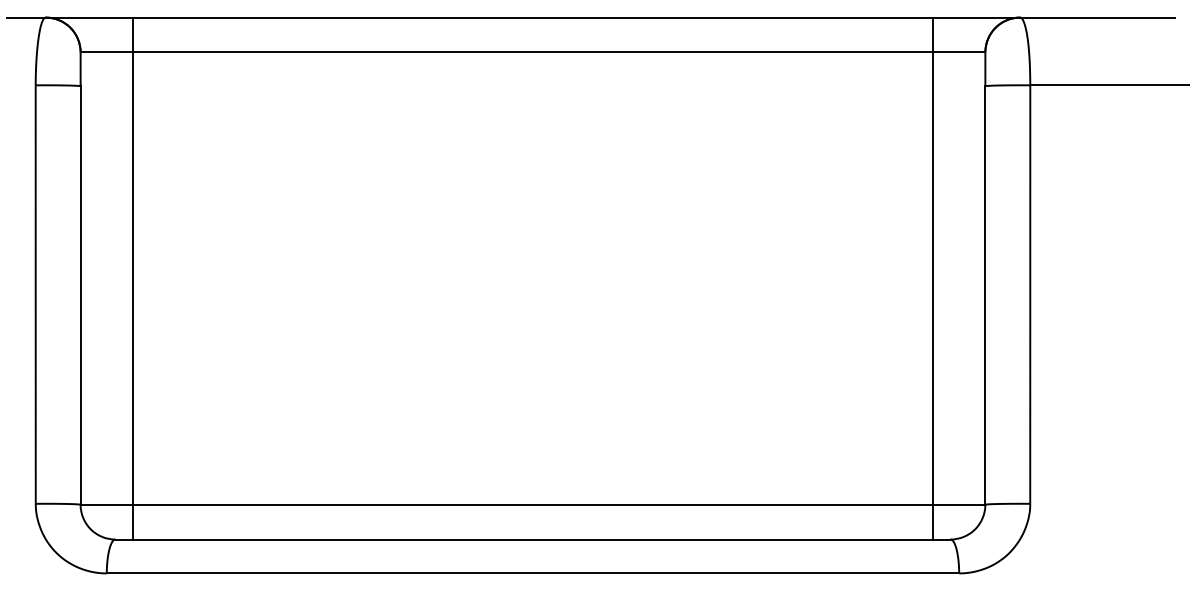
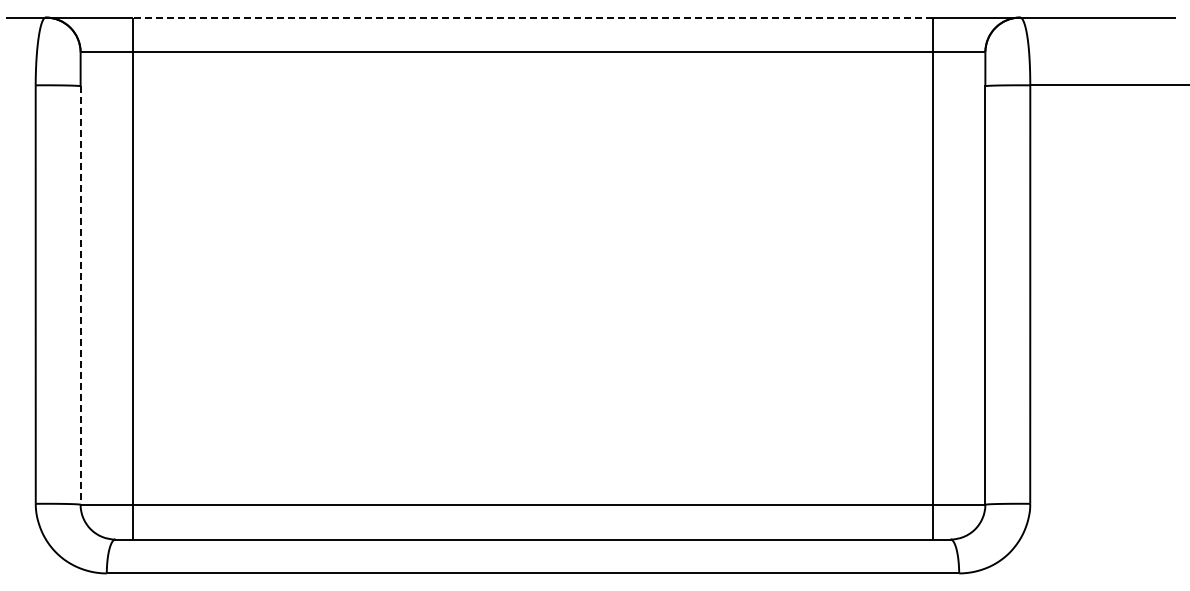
line: solid -> dashed (532, 17)
line: solid -> dashed (80, 295)
